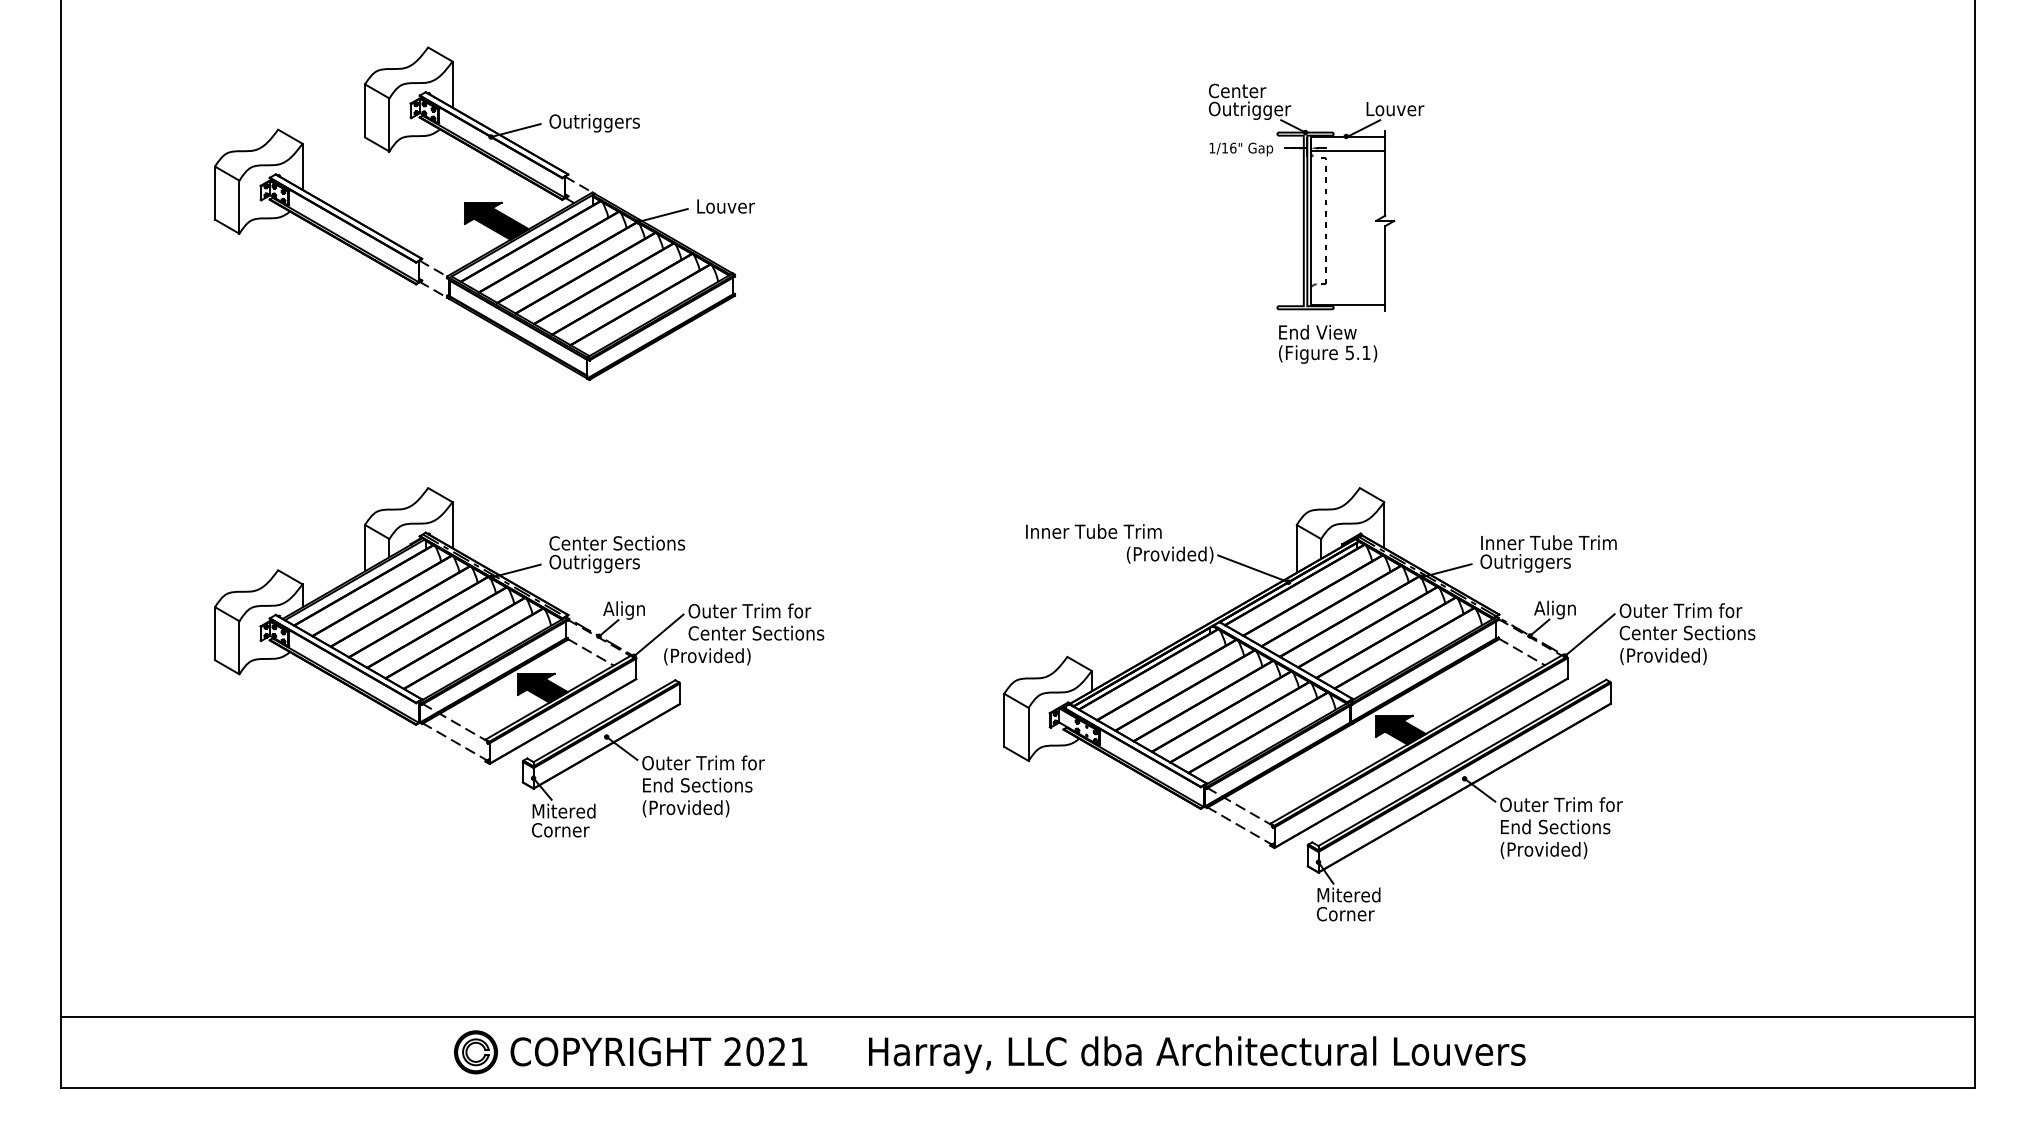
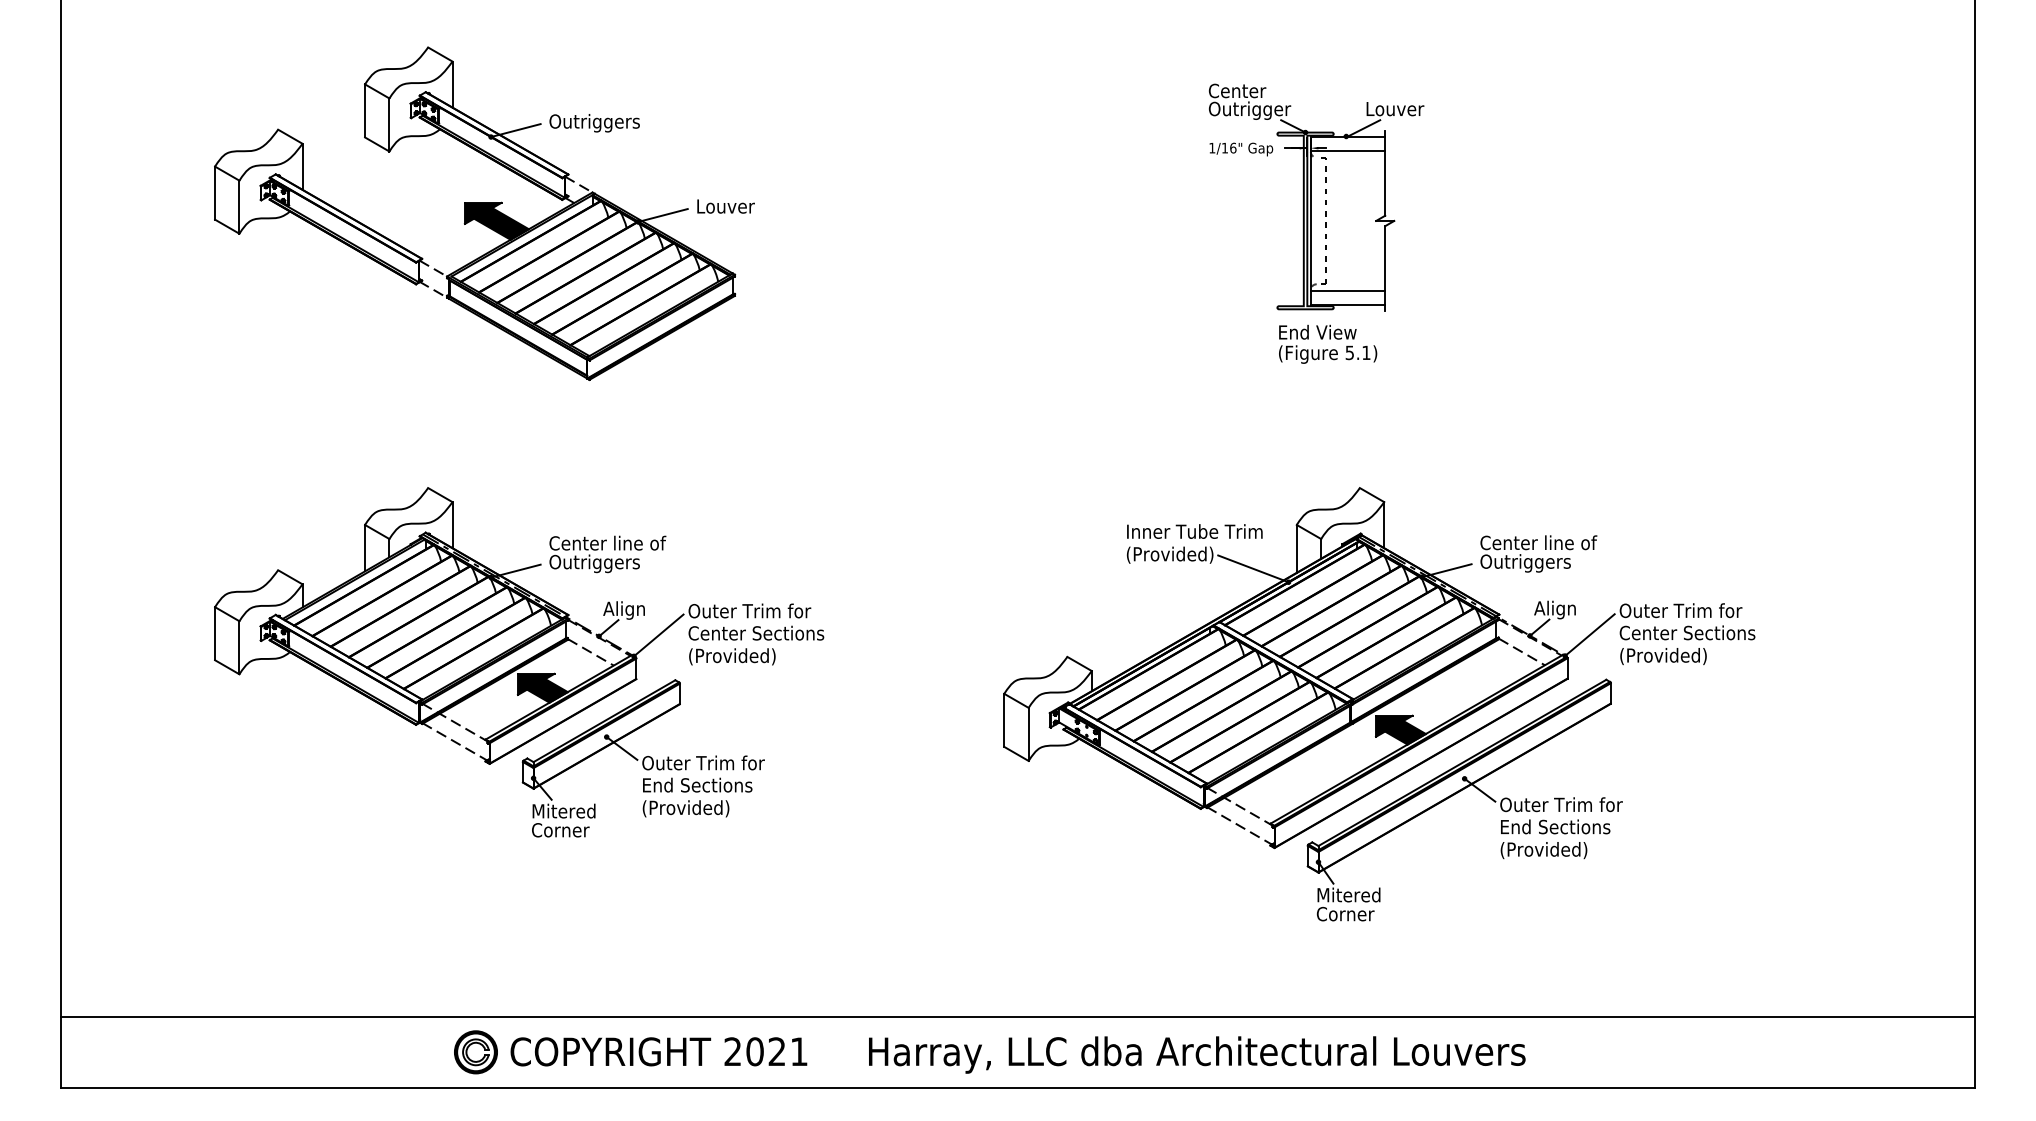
line: none -> present (1347, 291)
text position: (1093, 531) -> (1194, 531) (1194, 531)
text: Center Sections -> Center line of (649, 542)
text: Inner Tube Trim -> Center line of (1548, 542)
text position: (707, 656) -> (732, 656) (732, 656)
